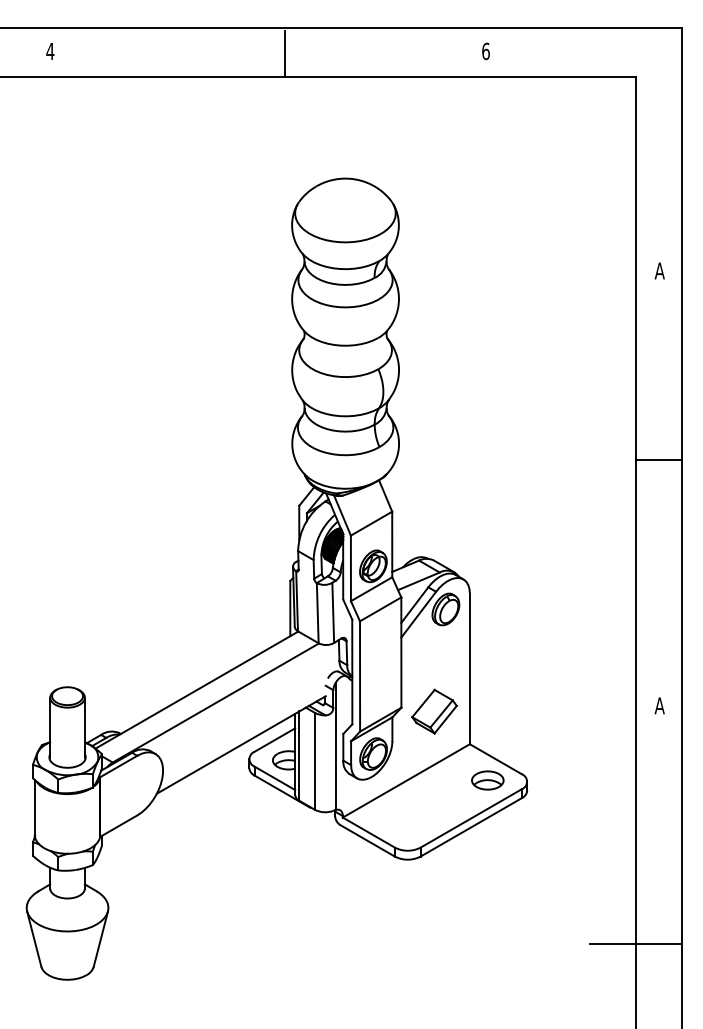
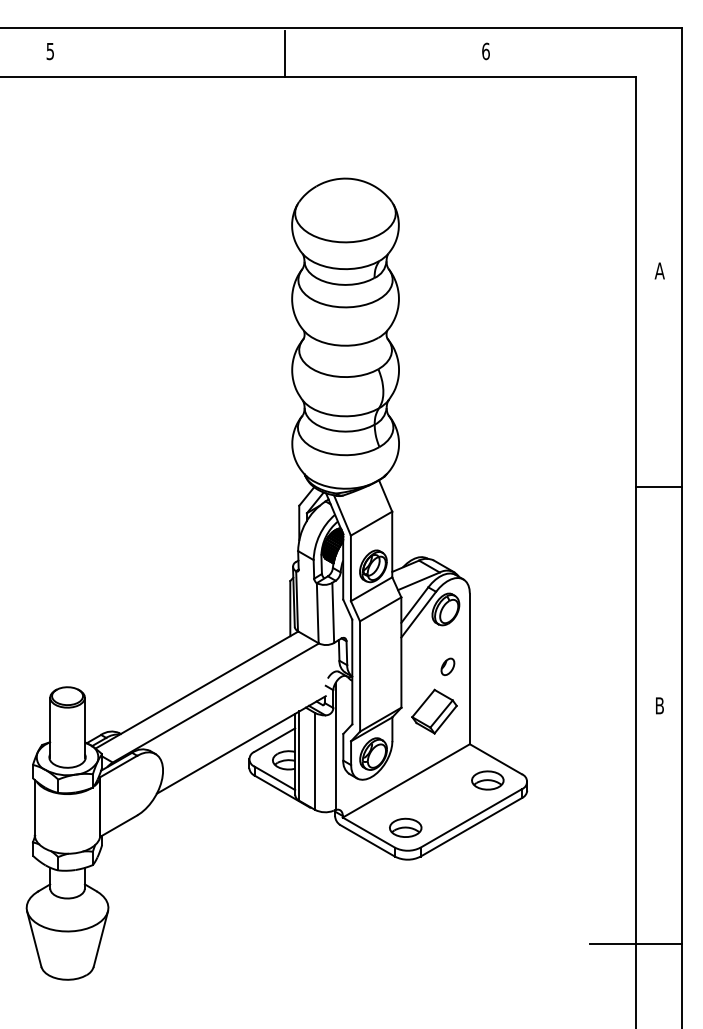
text: 4 -> 5 (50, 51)
line position: (658, 460) -> (658, 487) (658, 487)
part: none -> present (447, 666)
text: A -> B (659, 705)
part: none -> present (405, 827)
